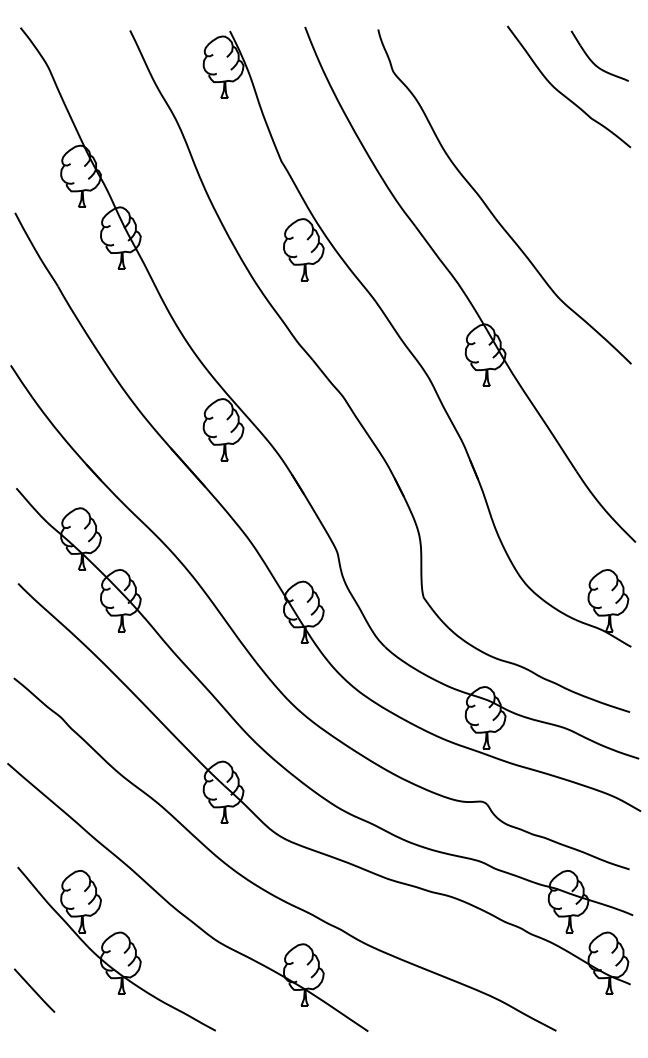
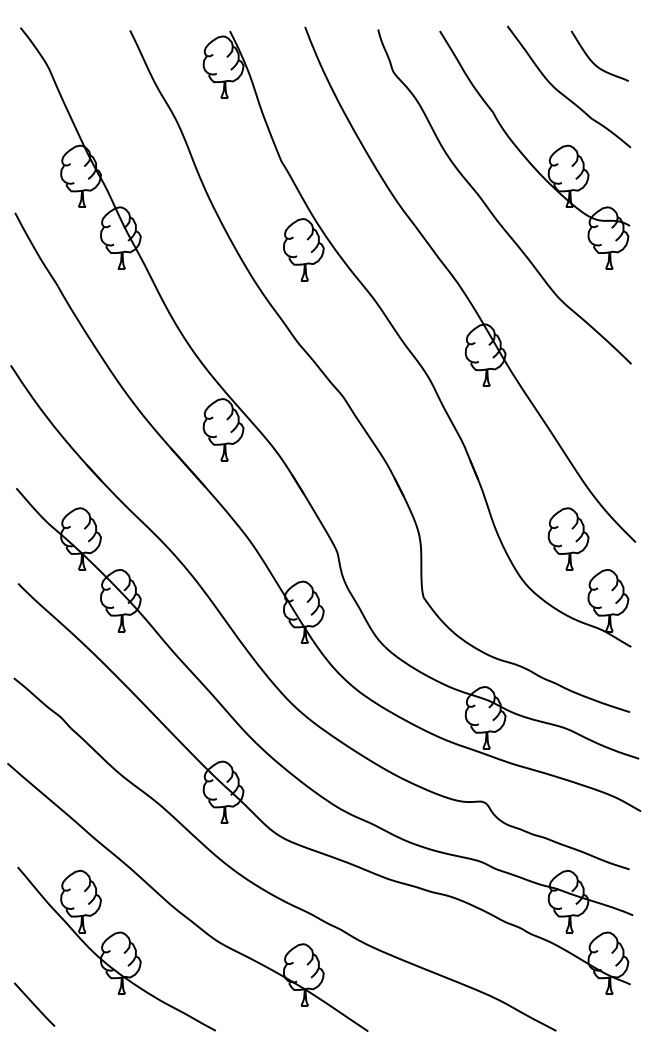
part: none -> present (526, 157)
part: none -> present (568, 538)
line position: (34, 990) -> (34, 1004) (34, 1004)
